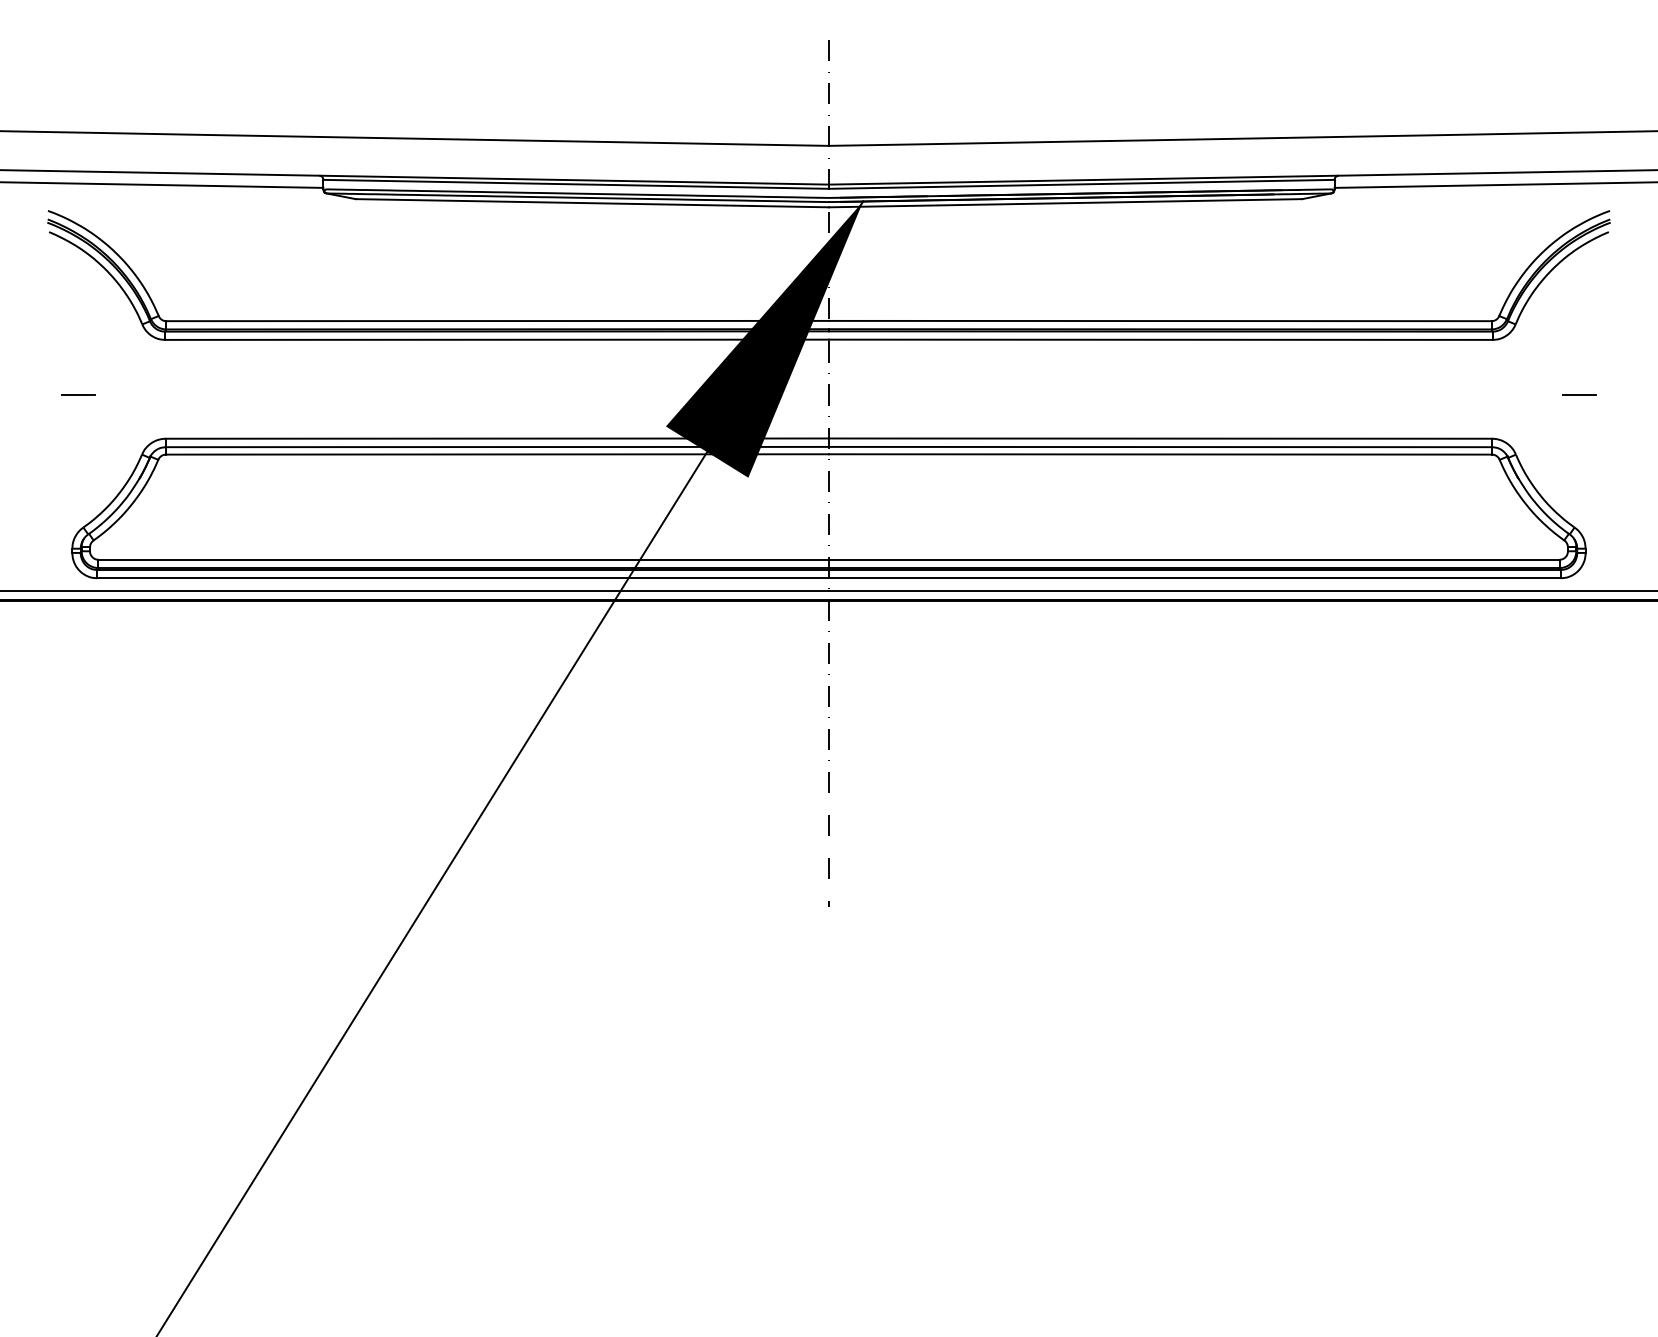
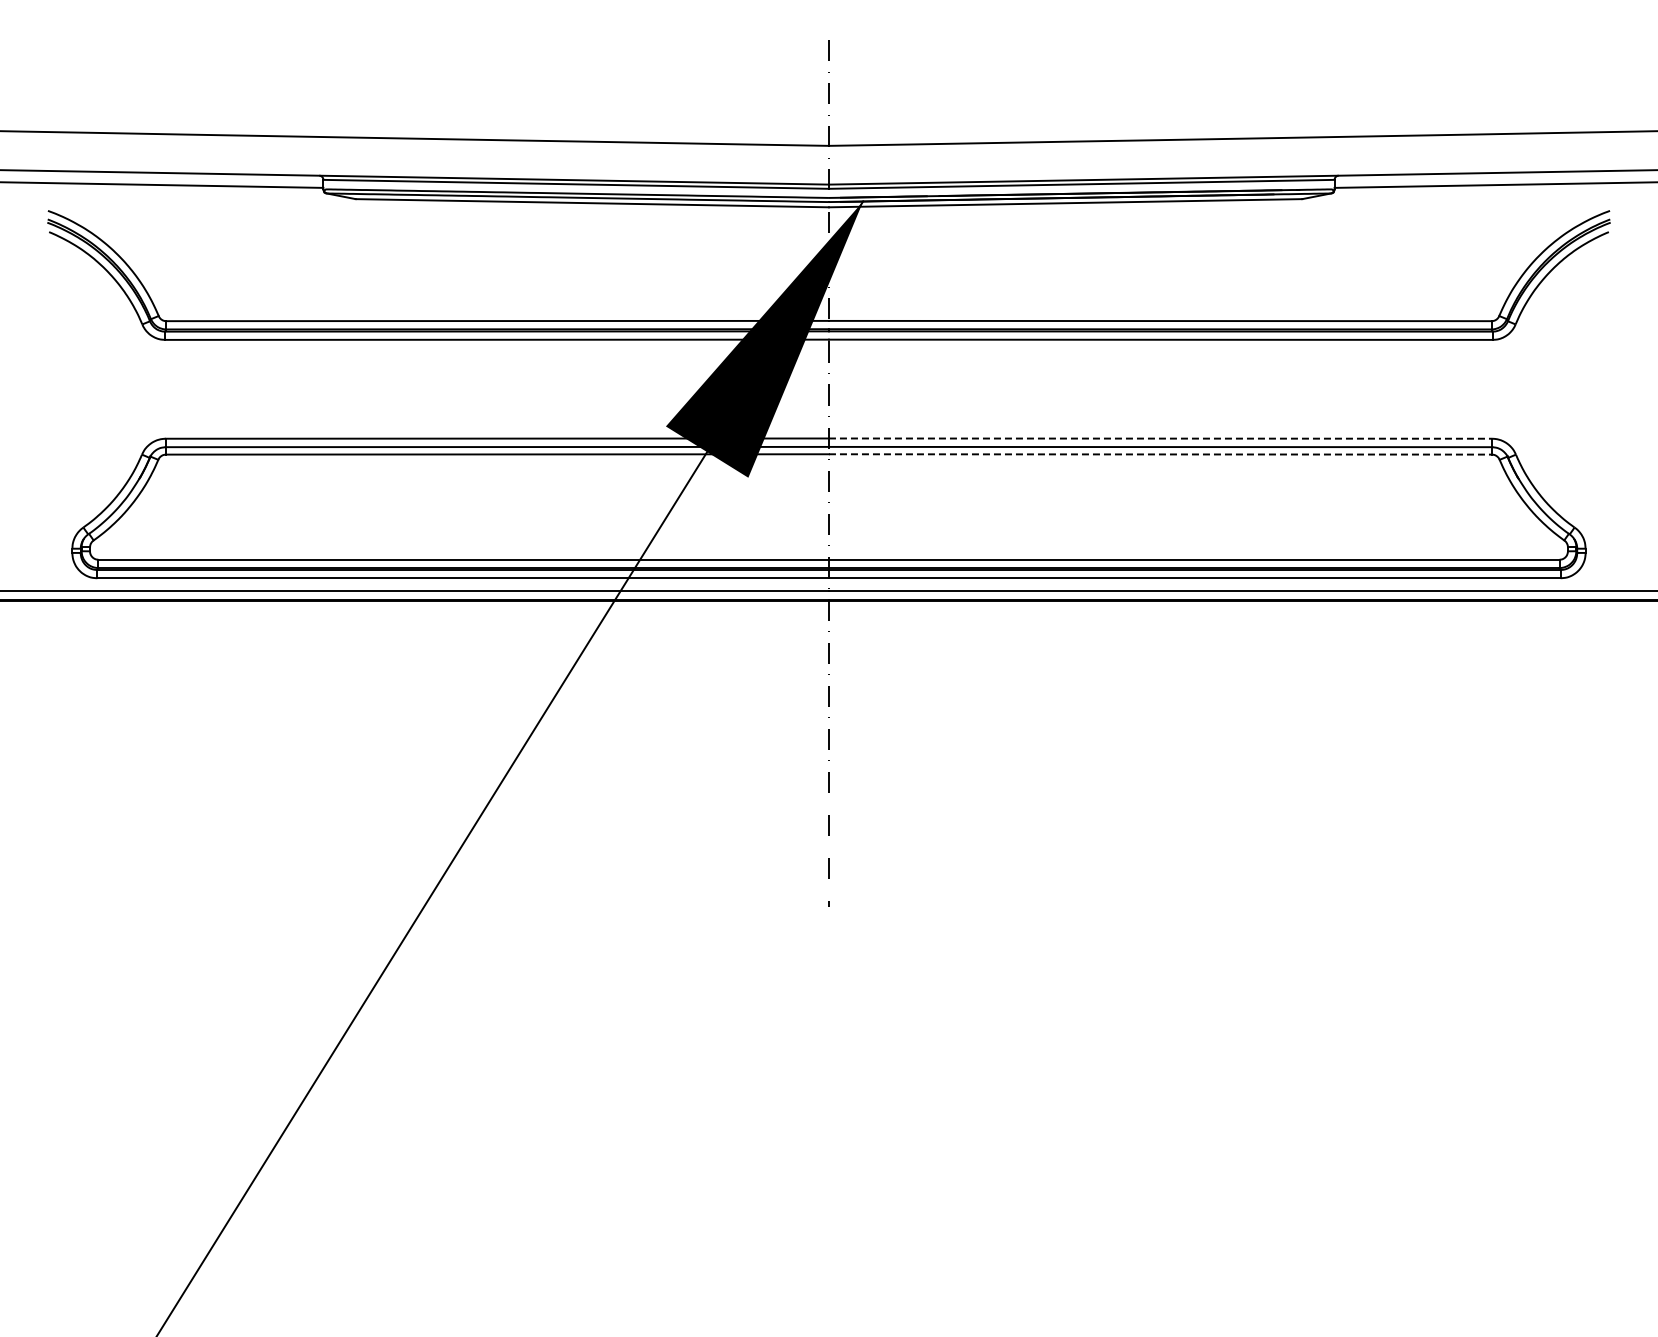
line: present -> none (1579, 394)
line: present -> none (78, 395)
line: solid -> dashed (1160, 438)
line: solid -> dashed (1160, 454)
